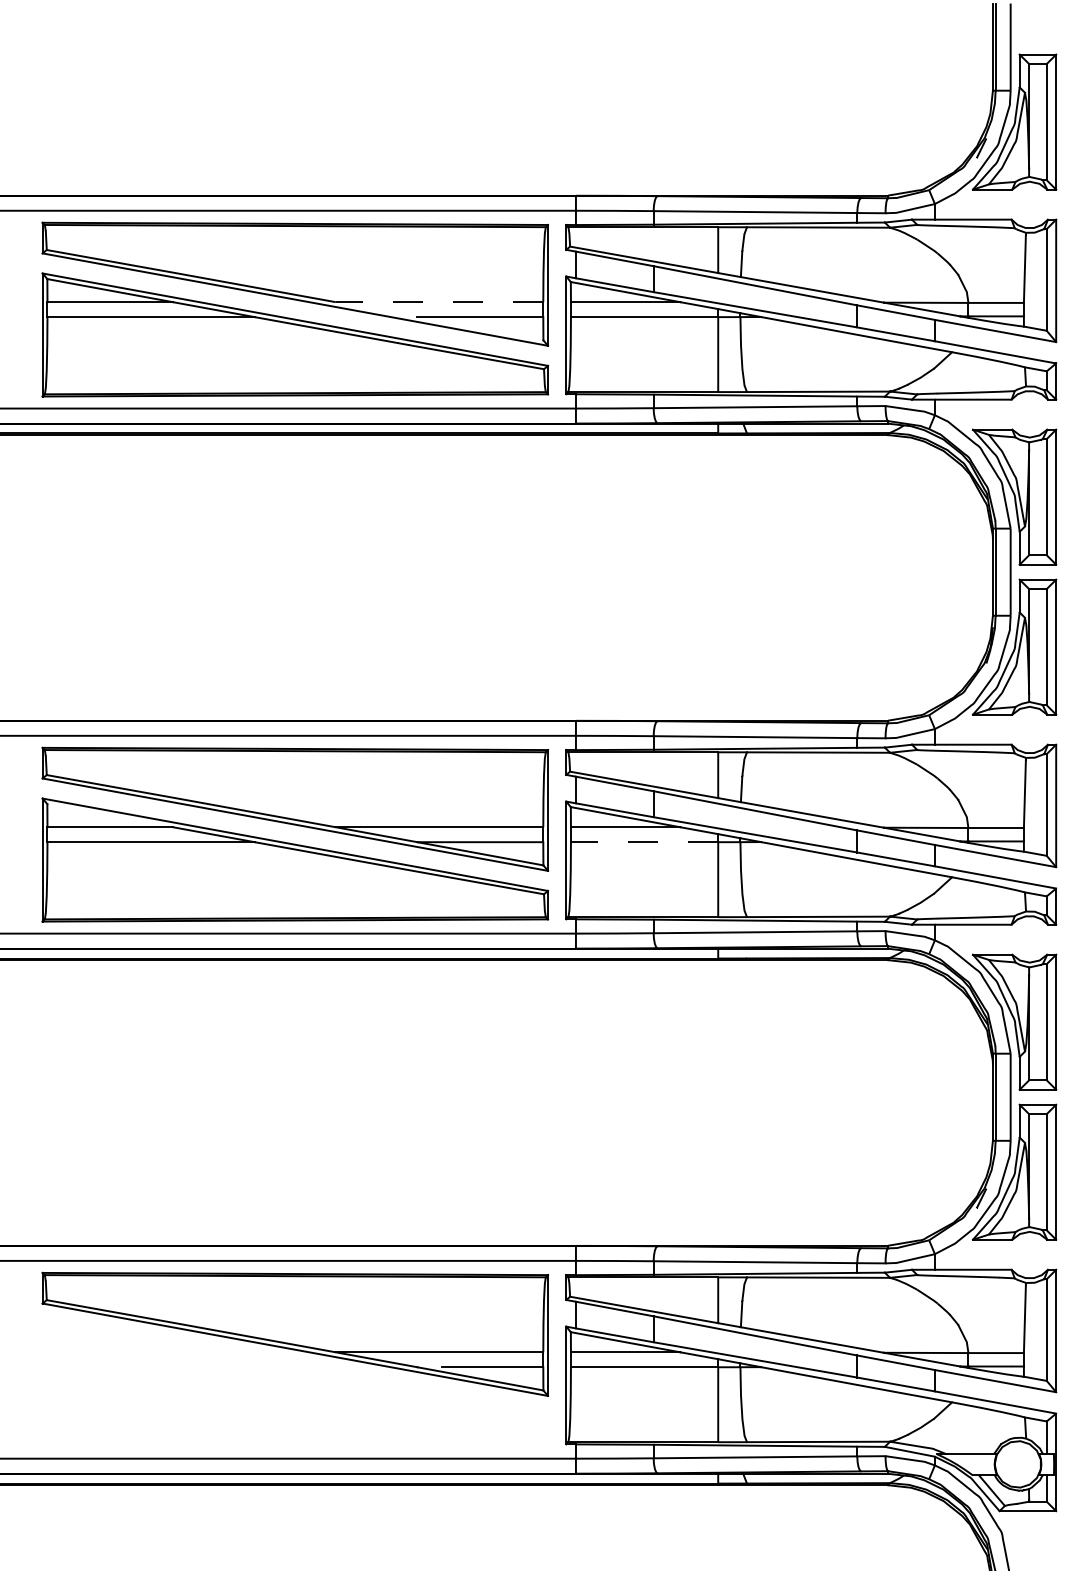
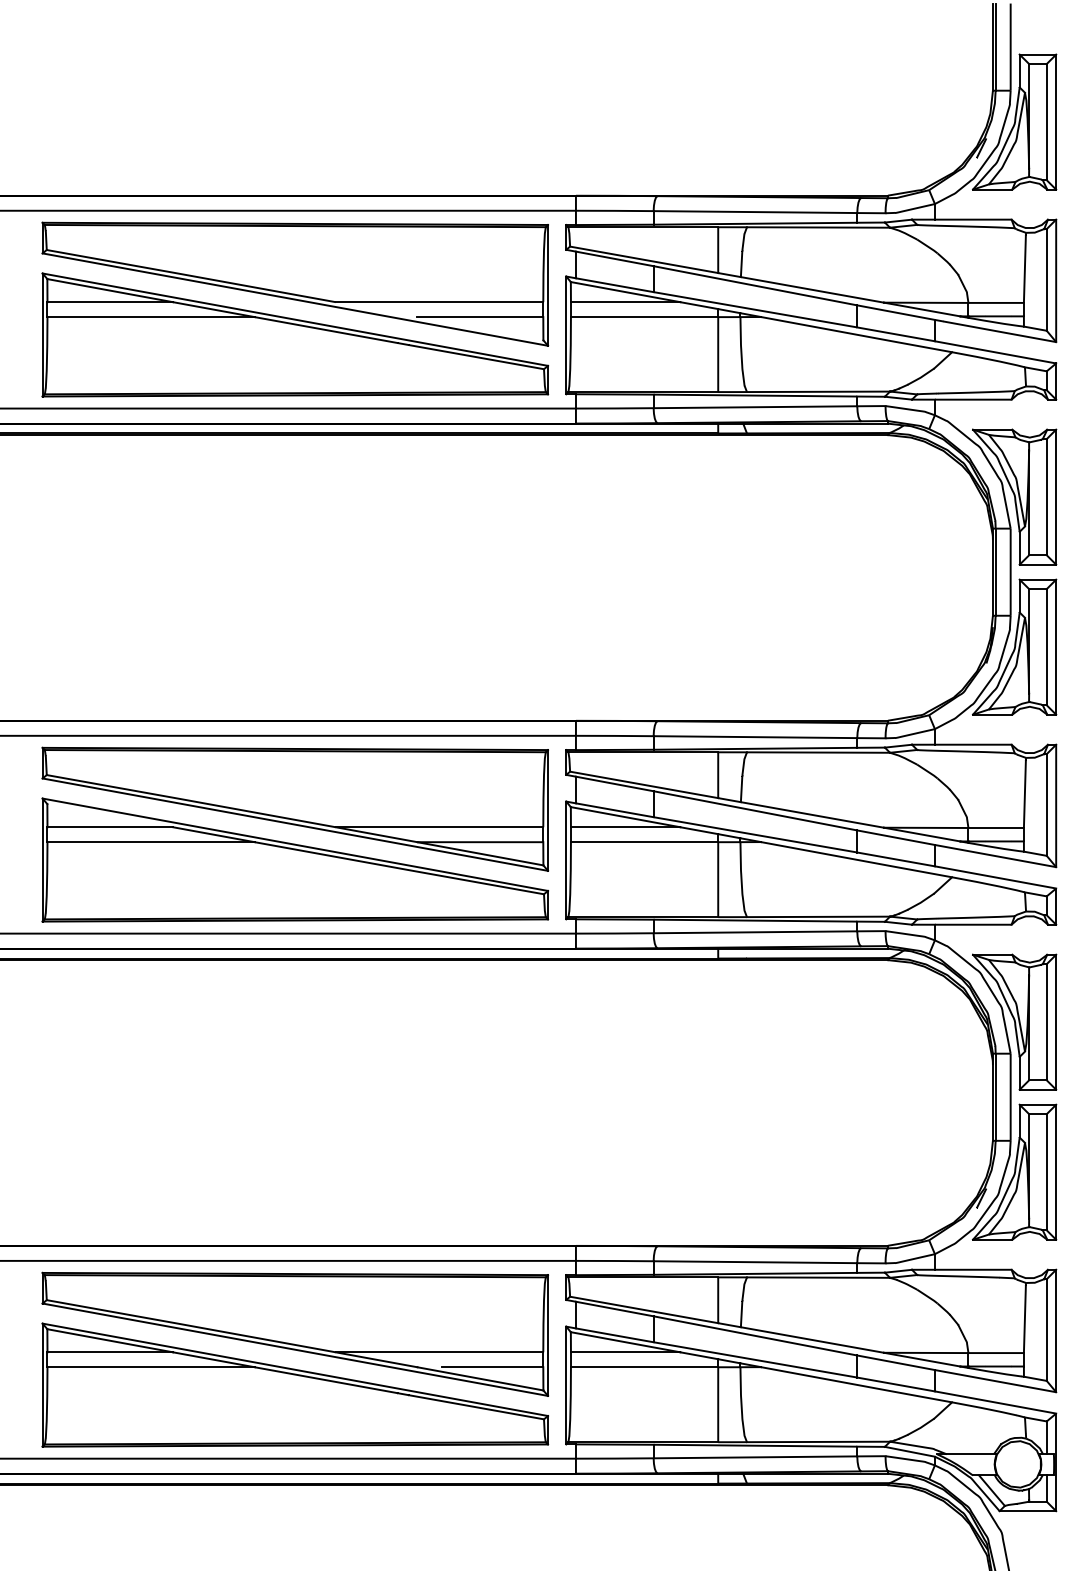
line: dashed -> solid (439, 302)
line: dashed -> solid (644, 842)
part: none -> present (295, 1384)
